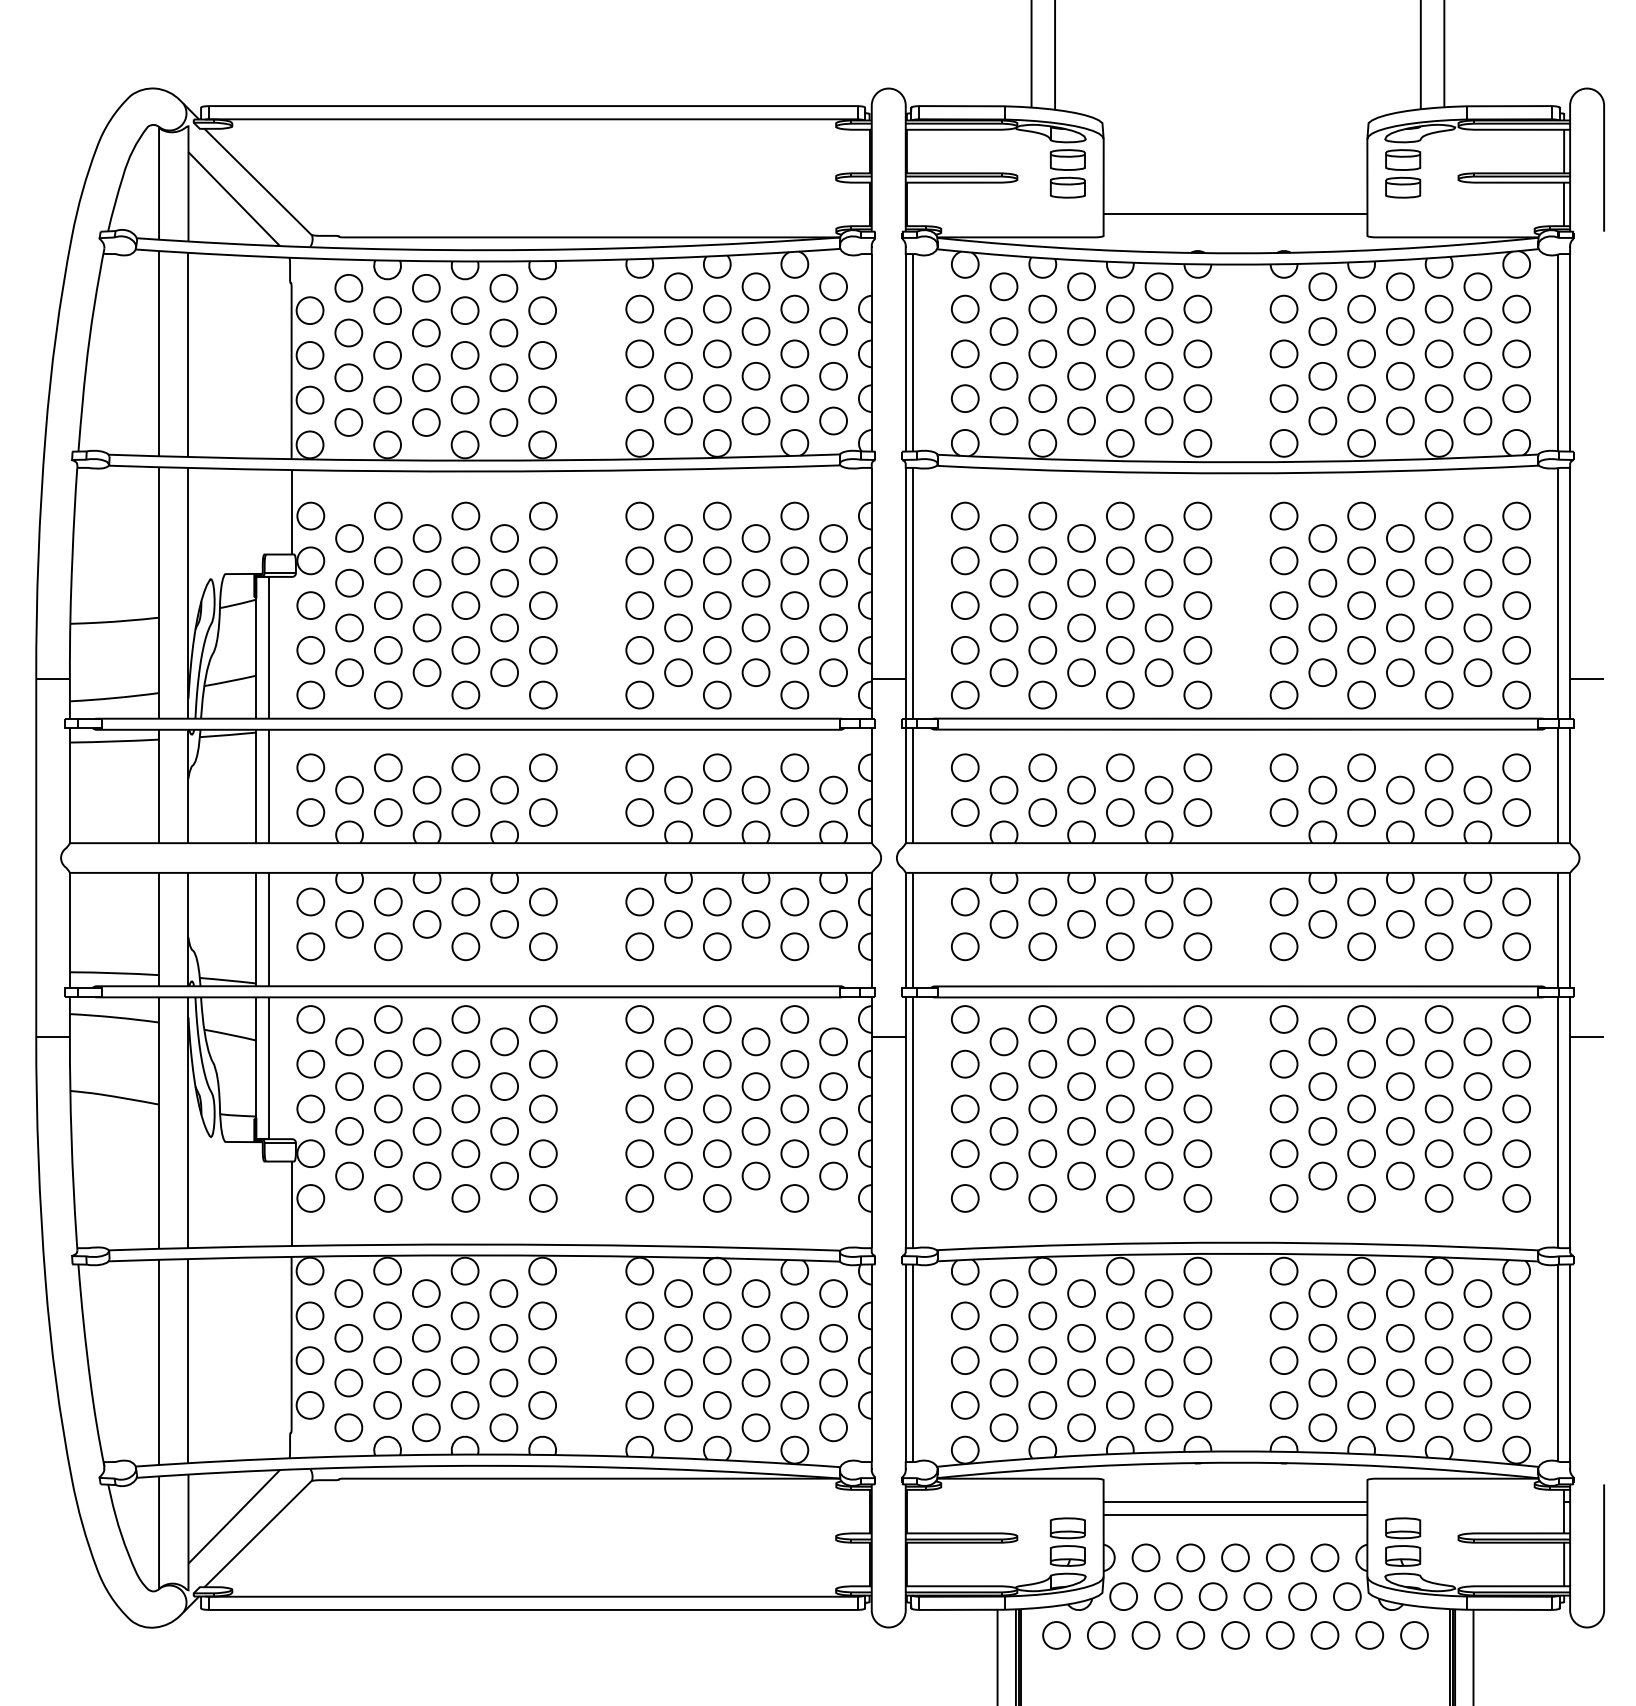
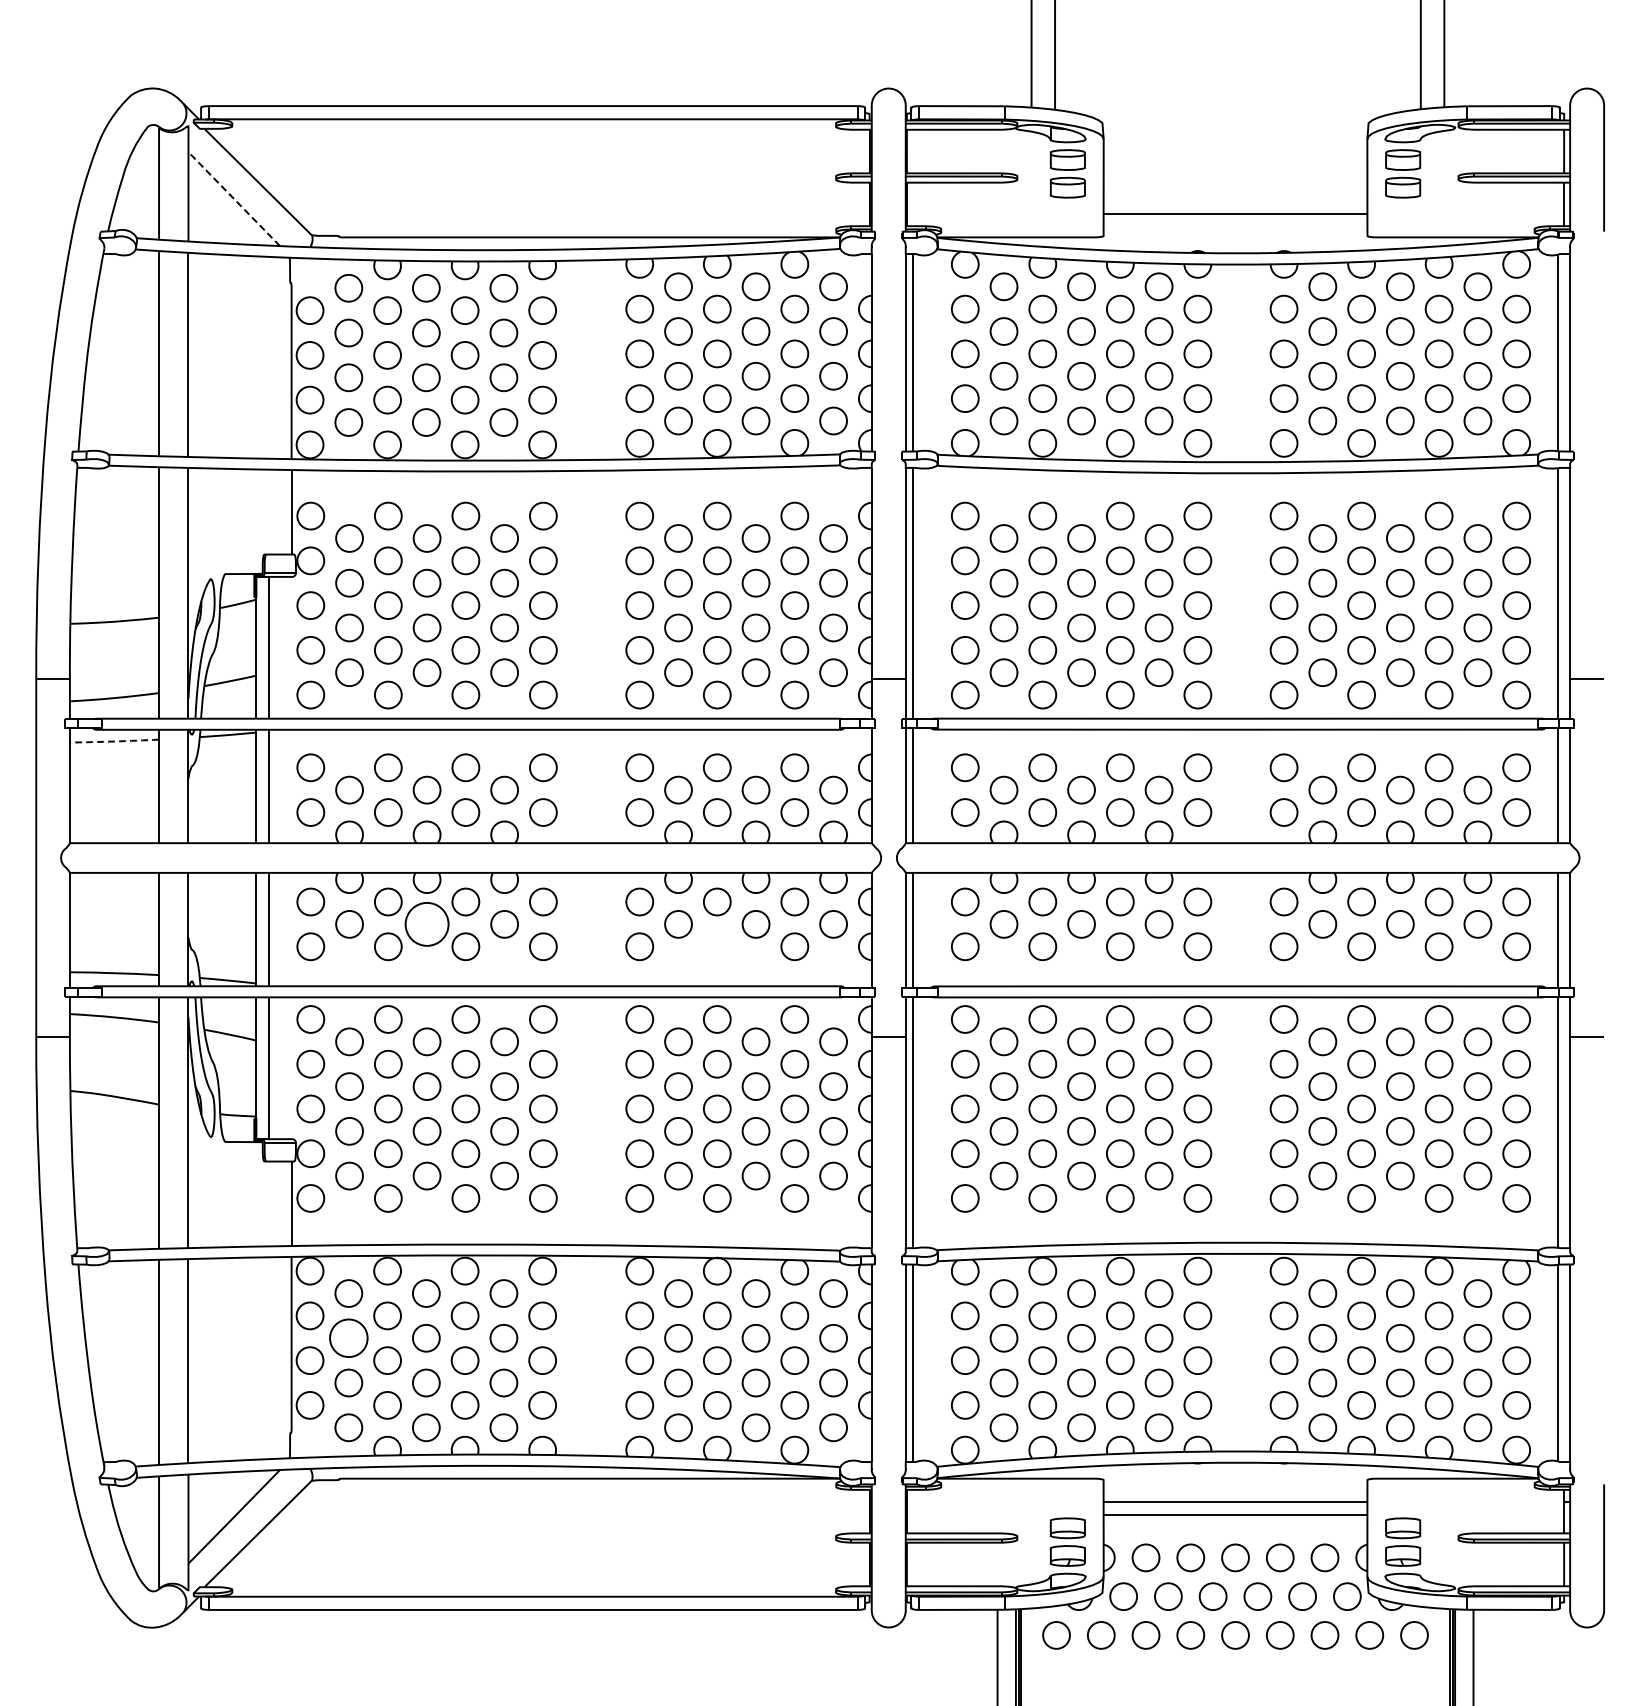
line: solid -> dashed (234, 199)
line: solid -> dashed (114, 741)
circle diameter: 27 px -> 43 px (426, 923)
circle: present -> none (717, 946)
circle diameter: 27 px -> 38 px (348, 1338)
